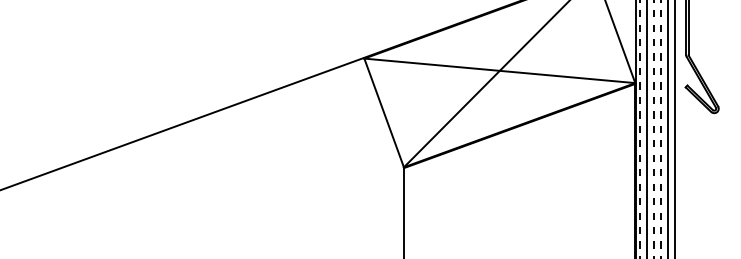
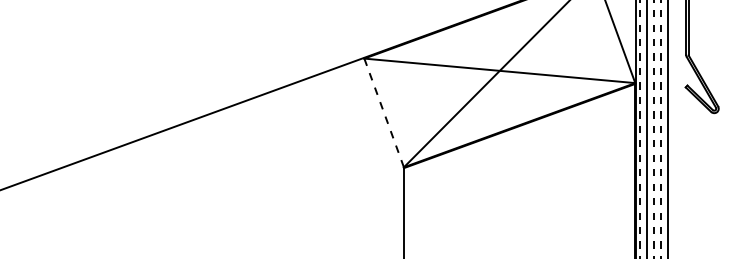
line: solid -> dashed (384, 112)
line: present -> none (674, 128)
